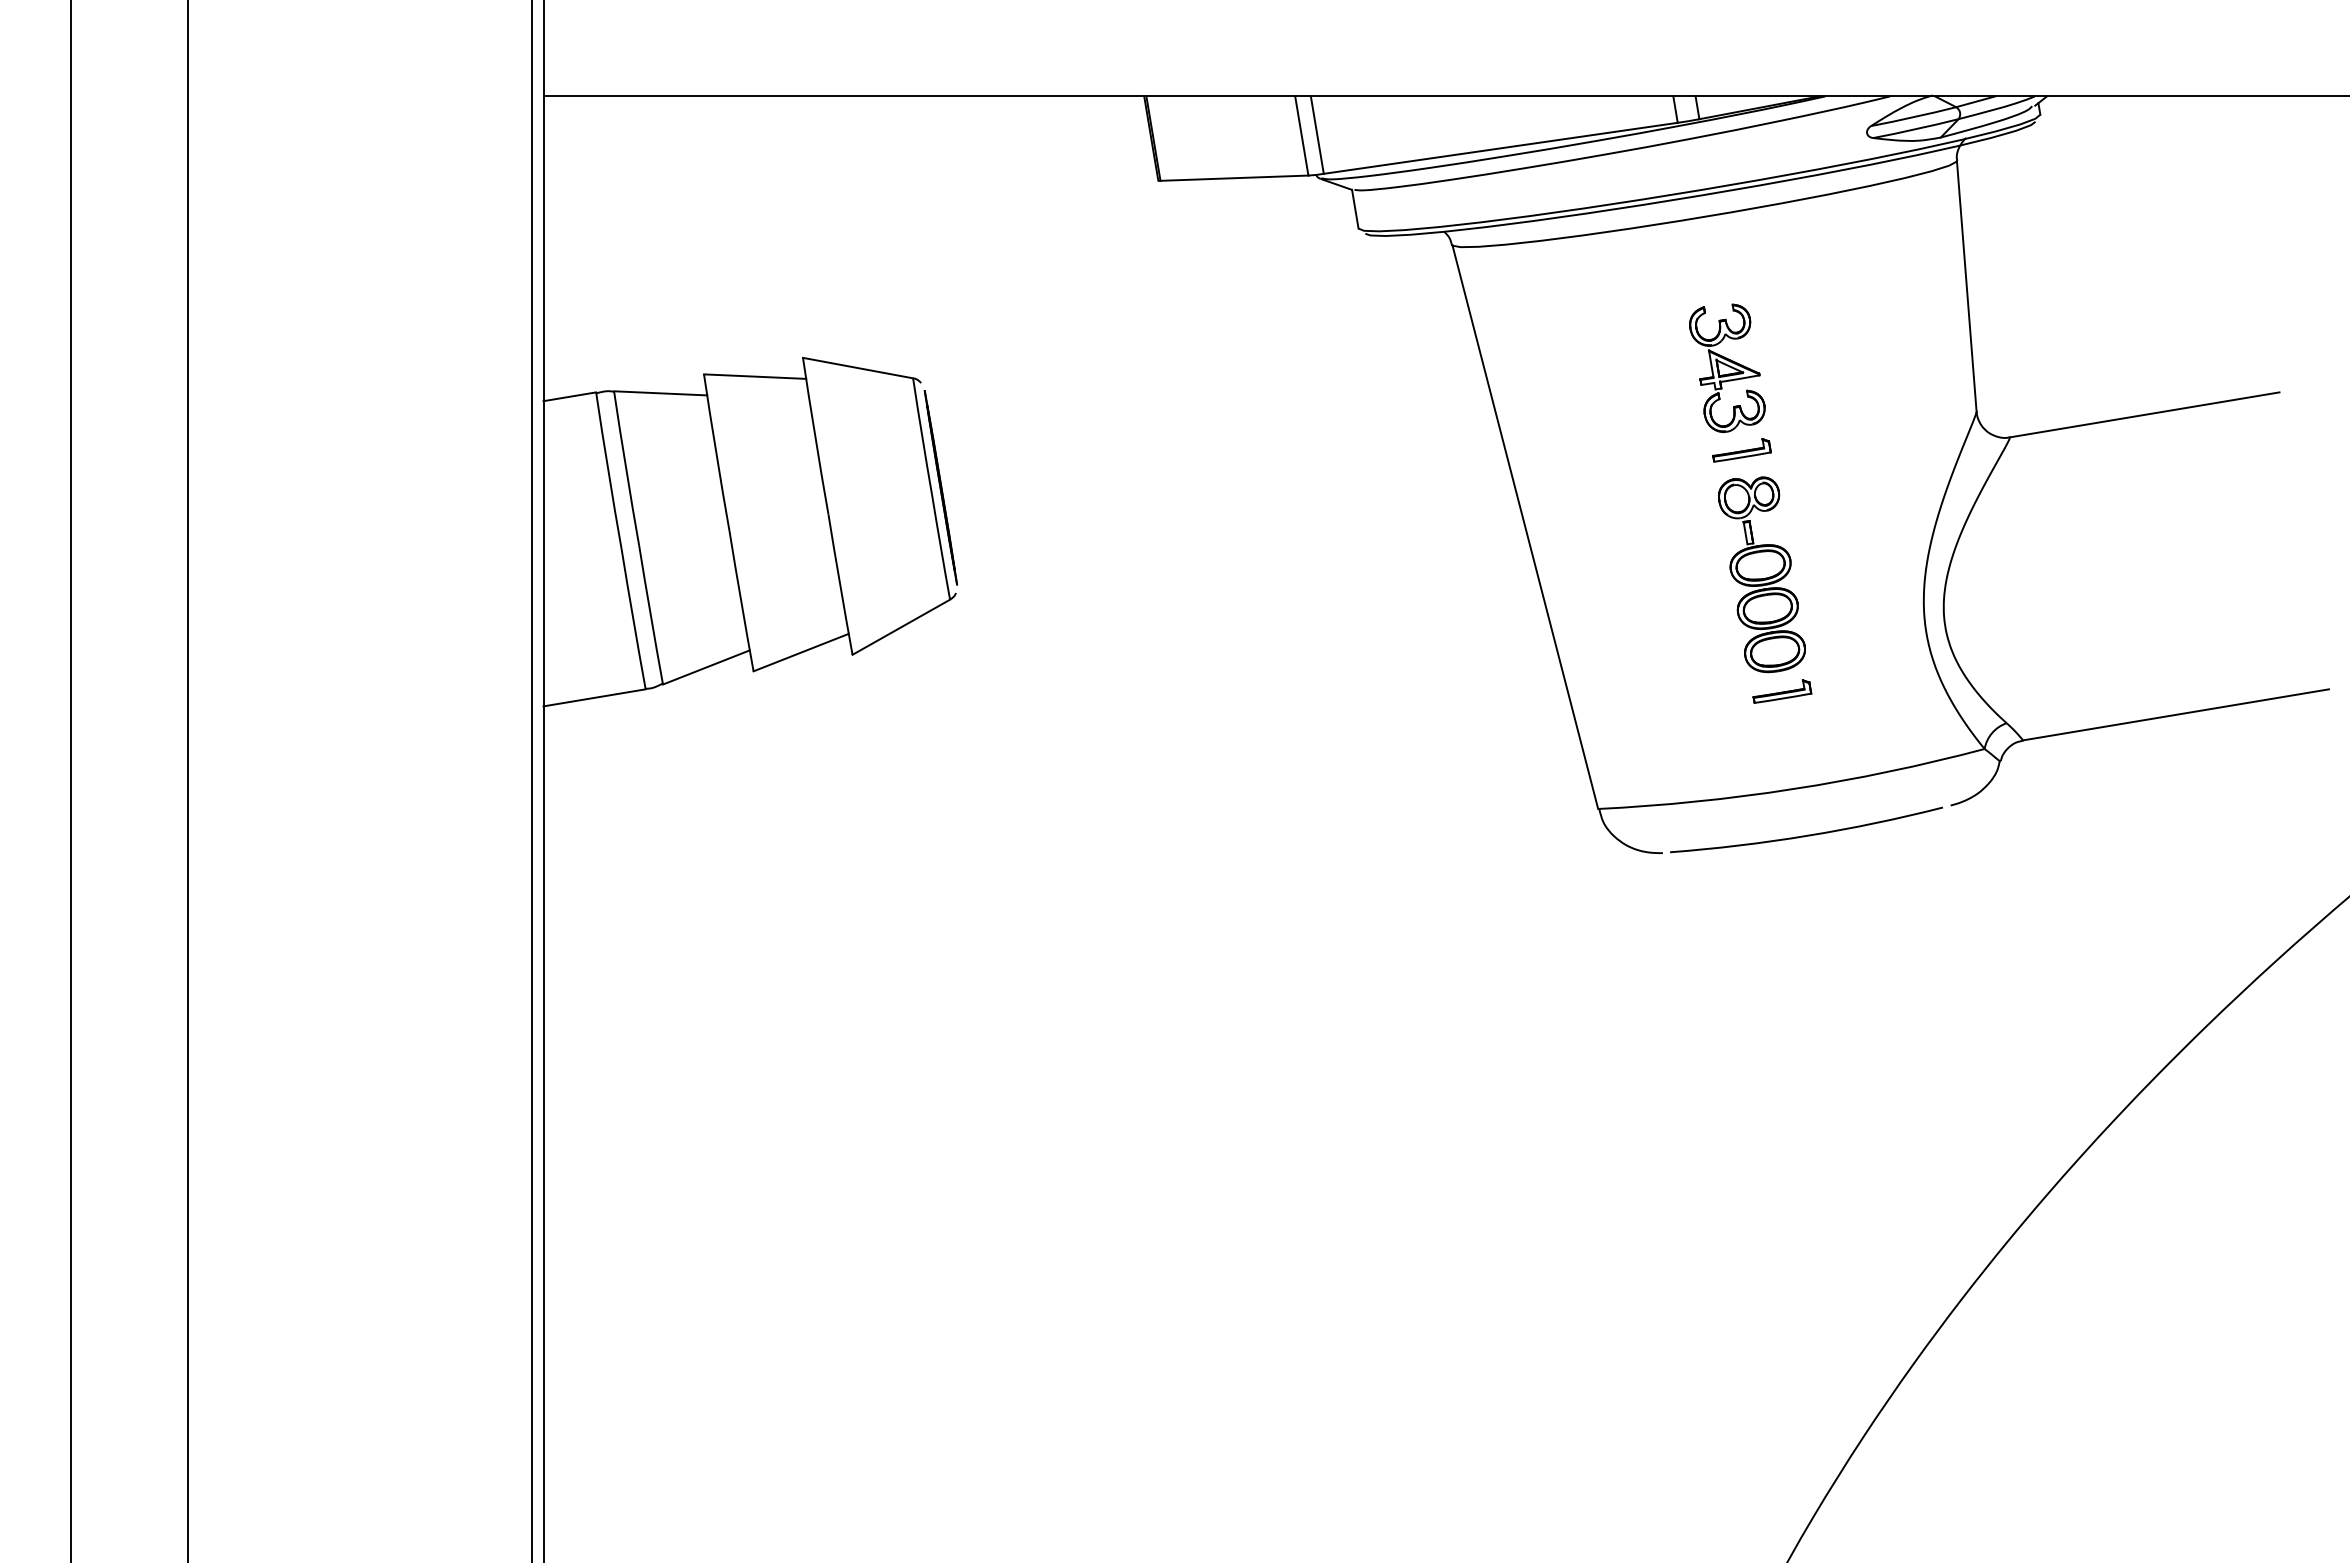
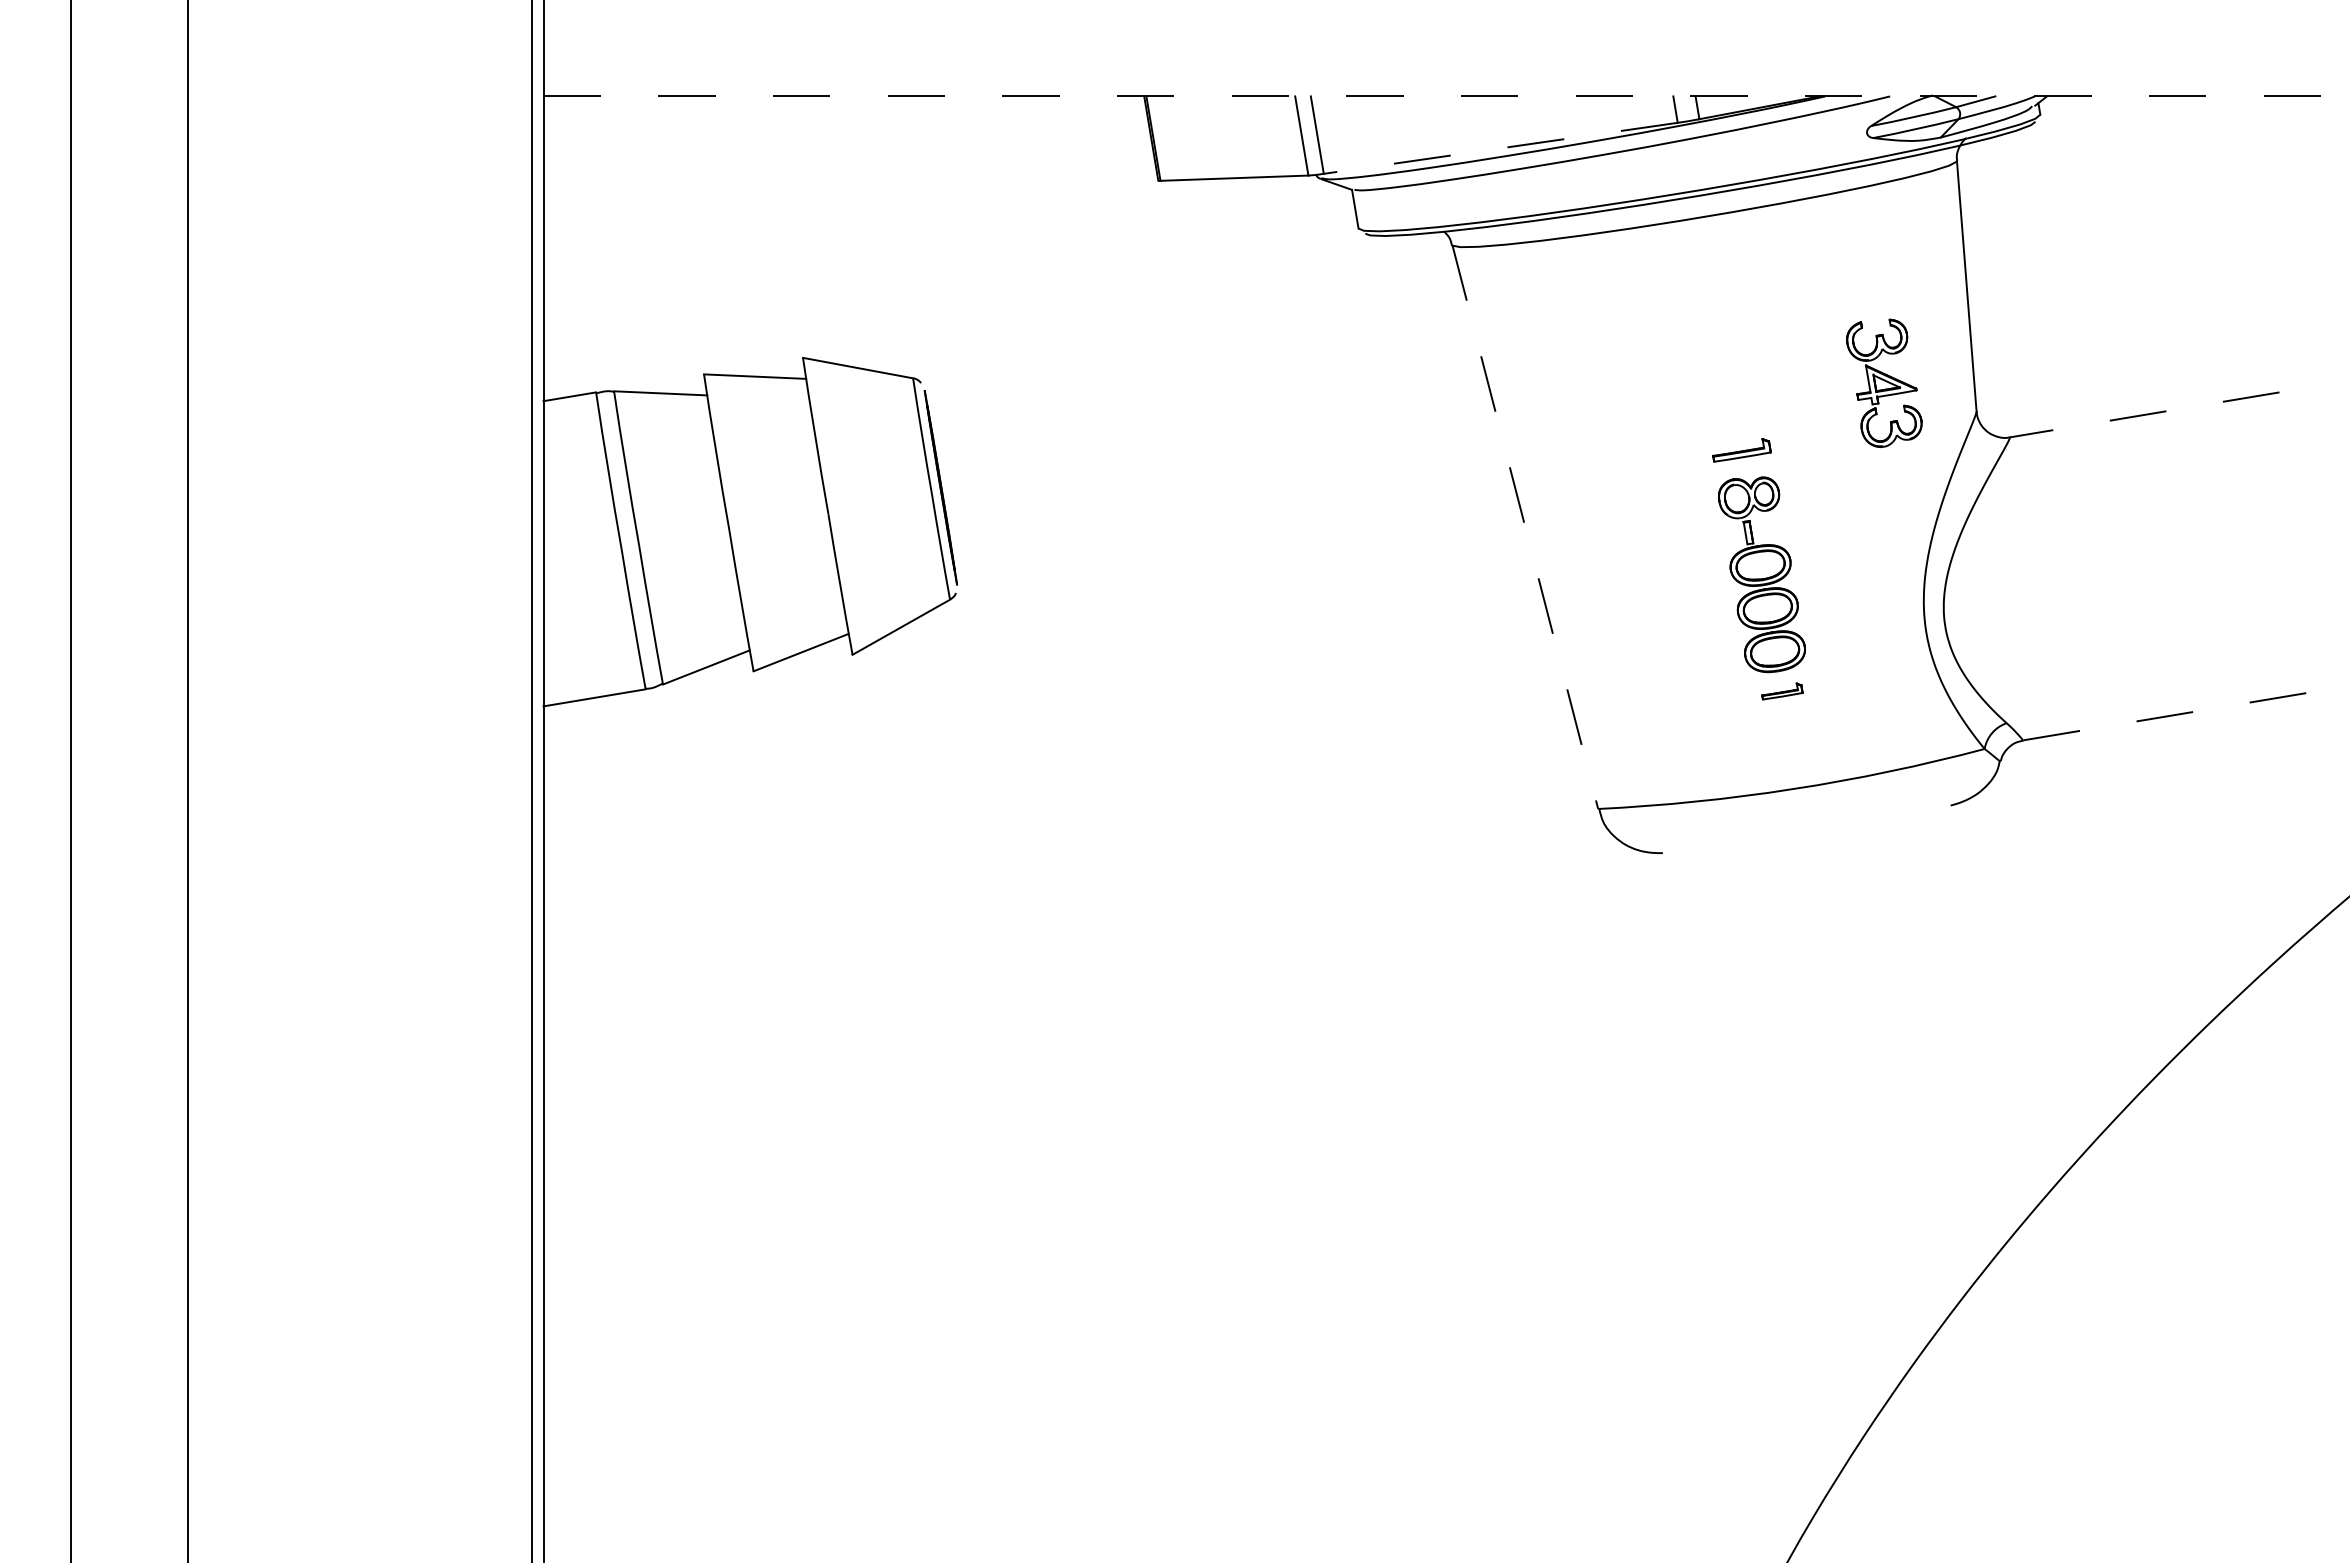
line: solid -> dashed (1446, 96)
line: solid -> dashed (1500, 148)
part position: (1727, 367) -> (1884, 382) (1884, 382)
line: solid -> dashed (2144, 414)
line: solid -> dashed (1525, 527)
part size: 61x25 px -> 43x19 px (1782, 691)
line: solid -> dashed (2176, 714)
arc: present -> none (1807, 834)
